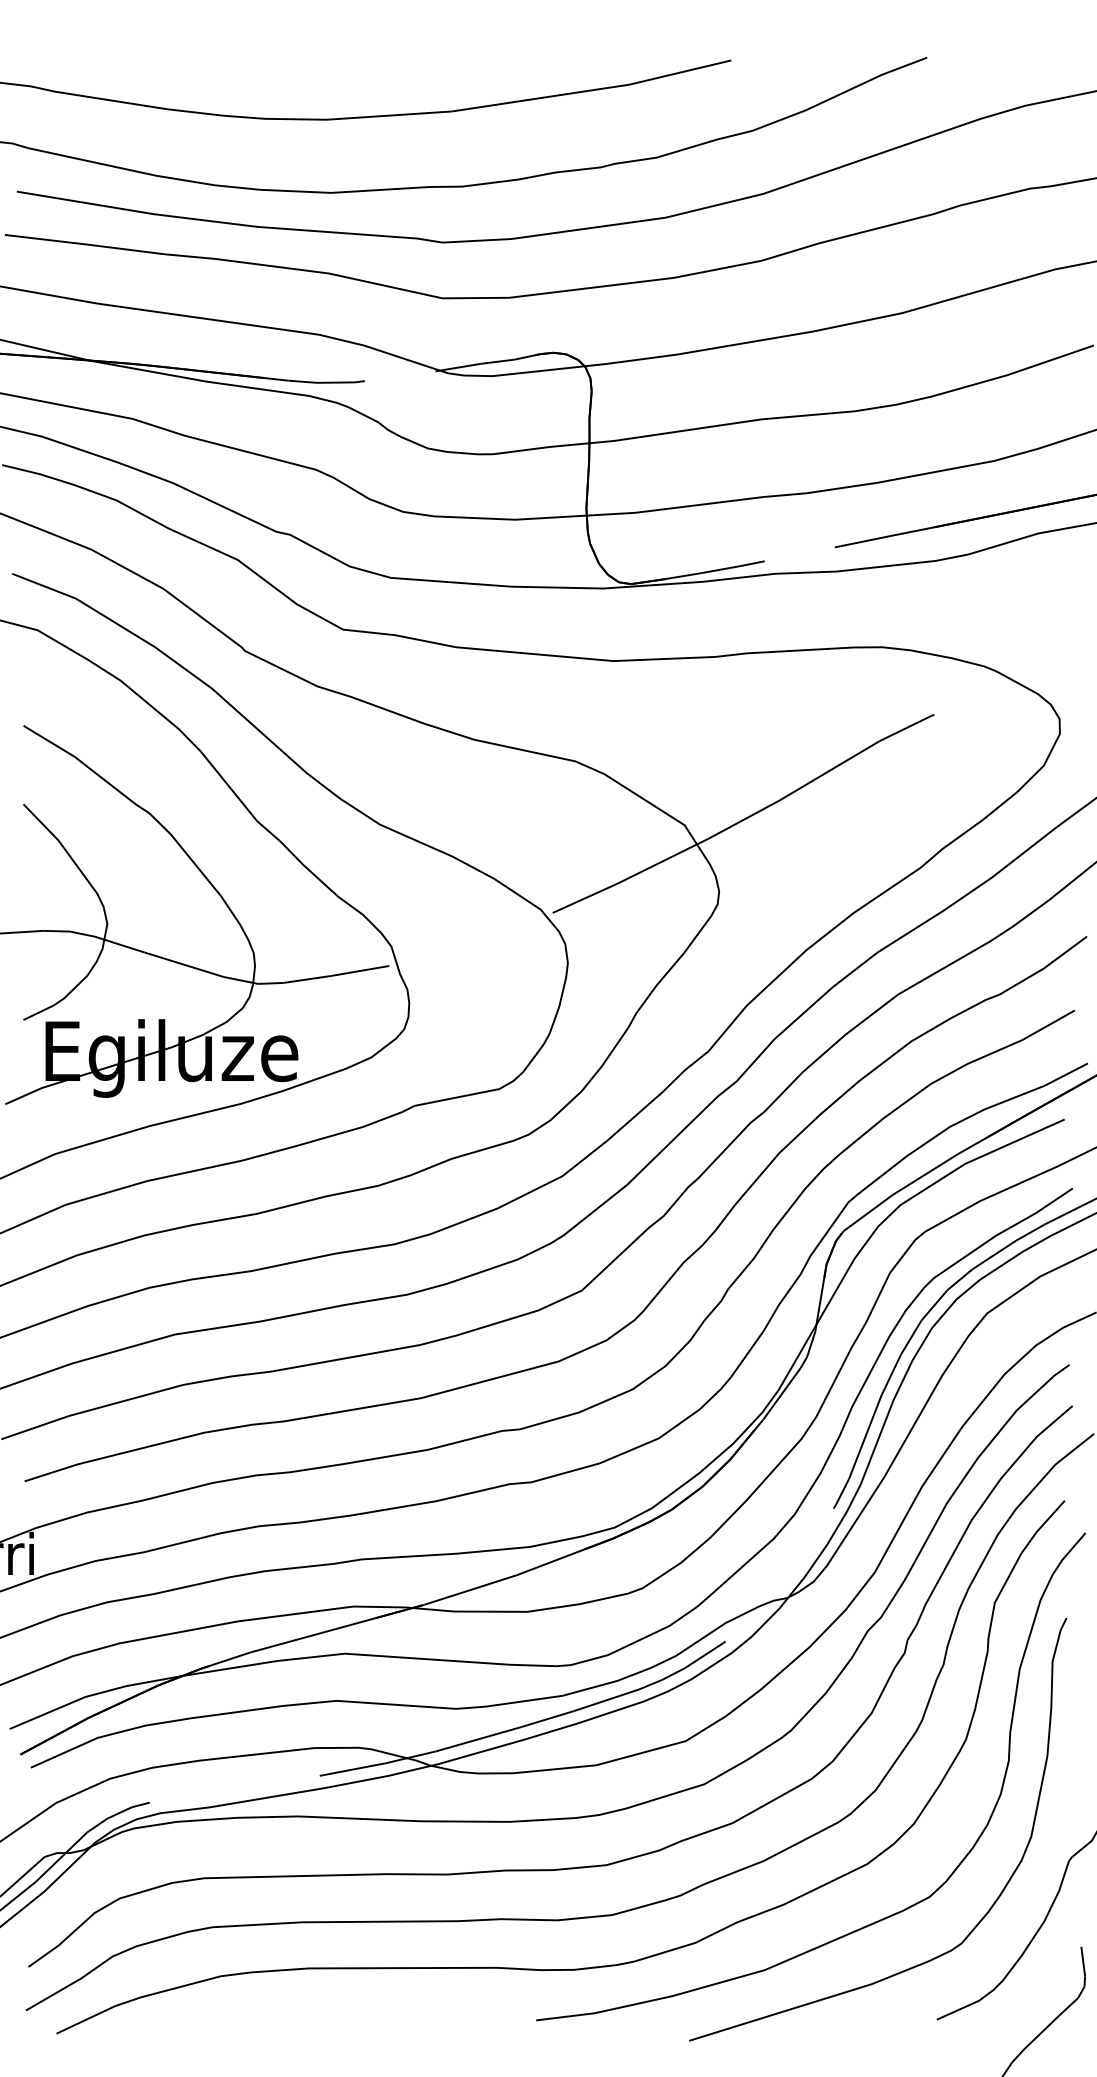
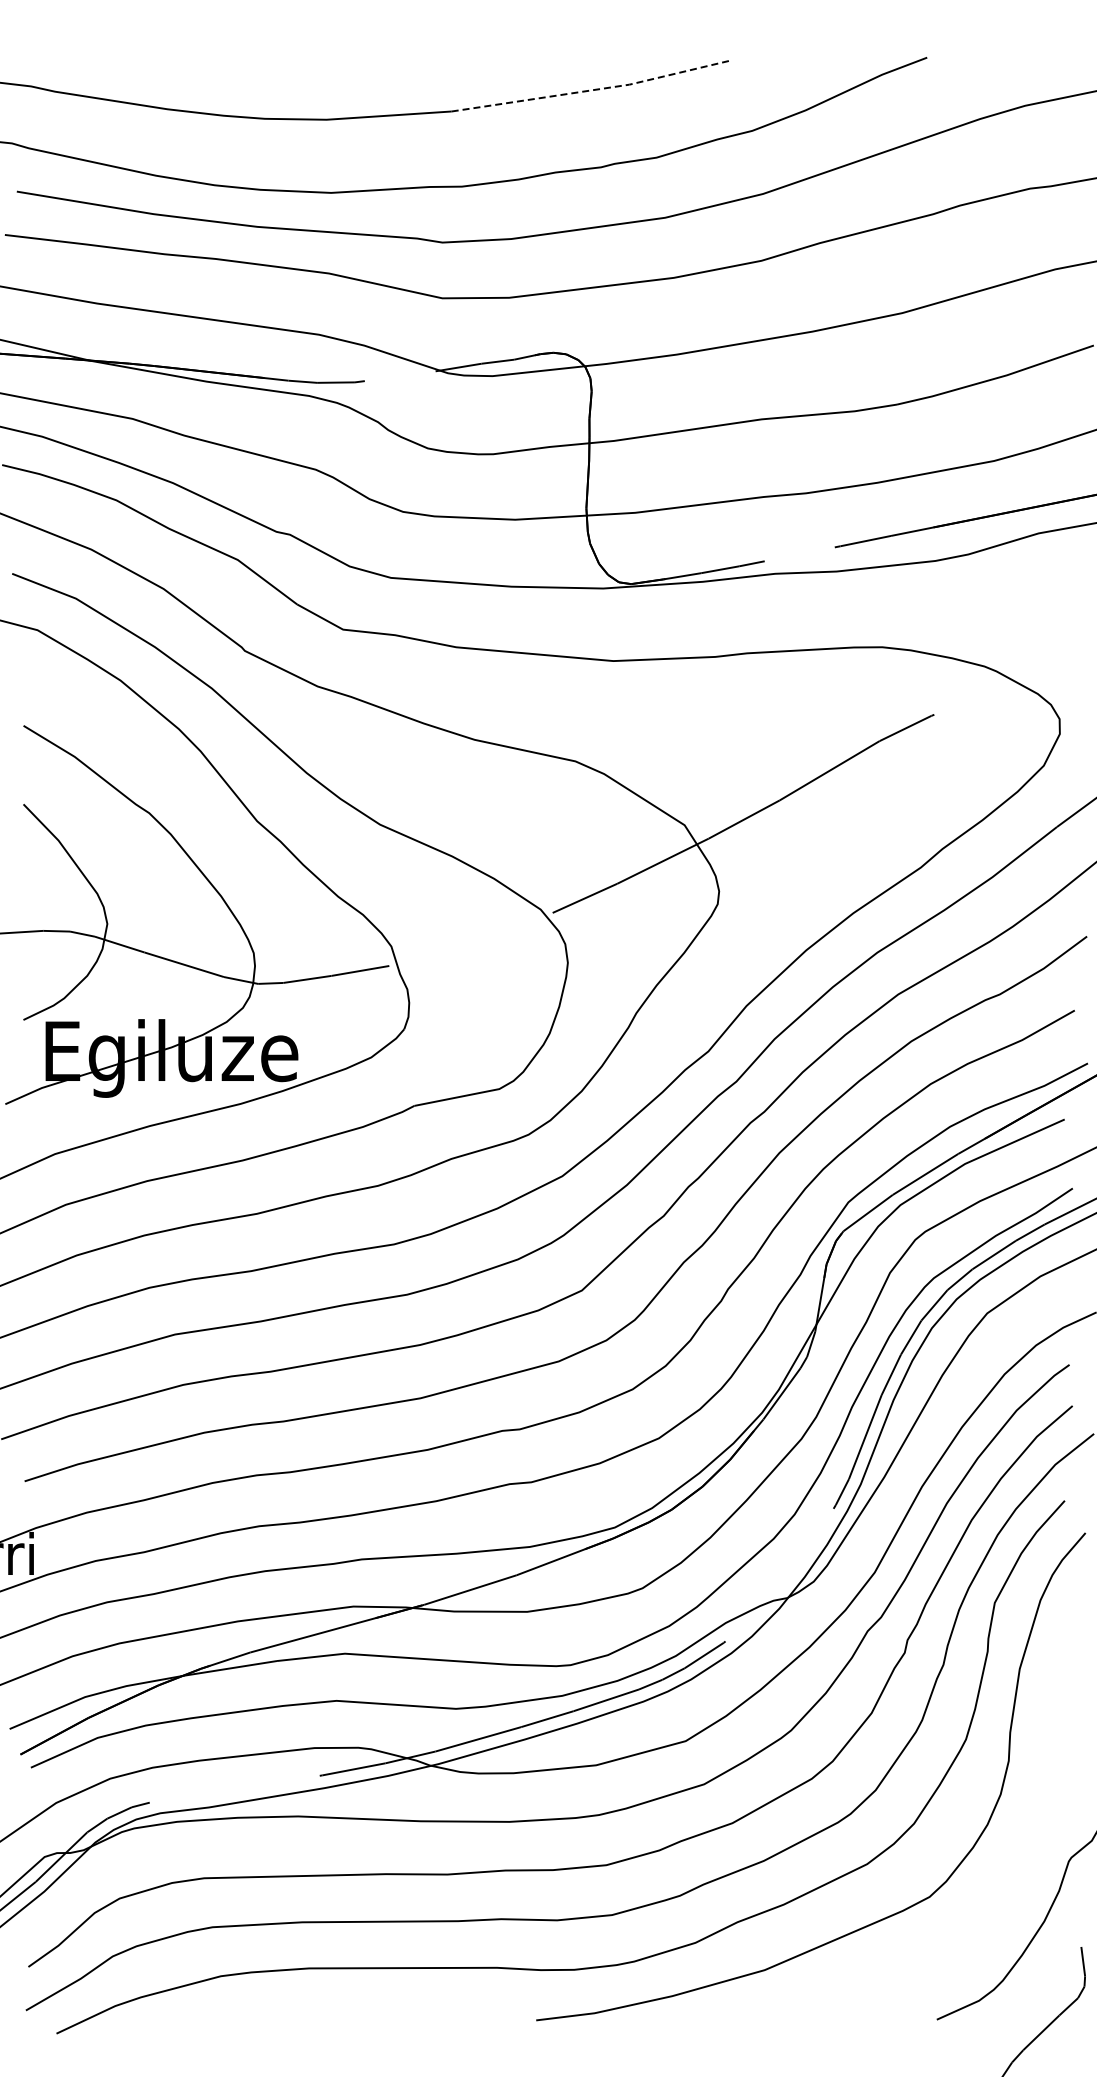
line: solid -> dashed (592, 90)
curve: present -> none (979, 1920)
